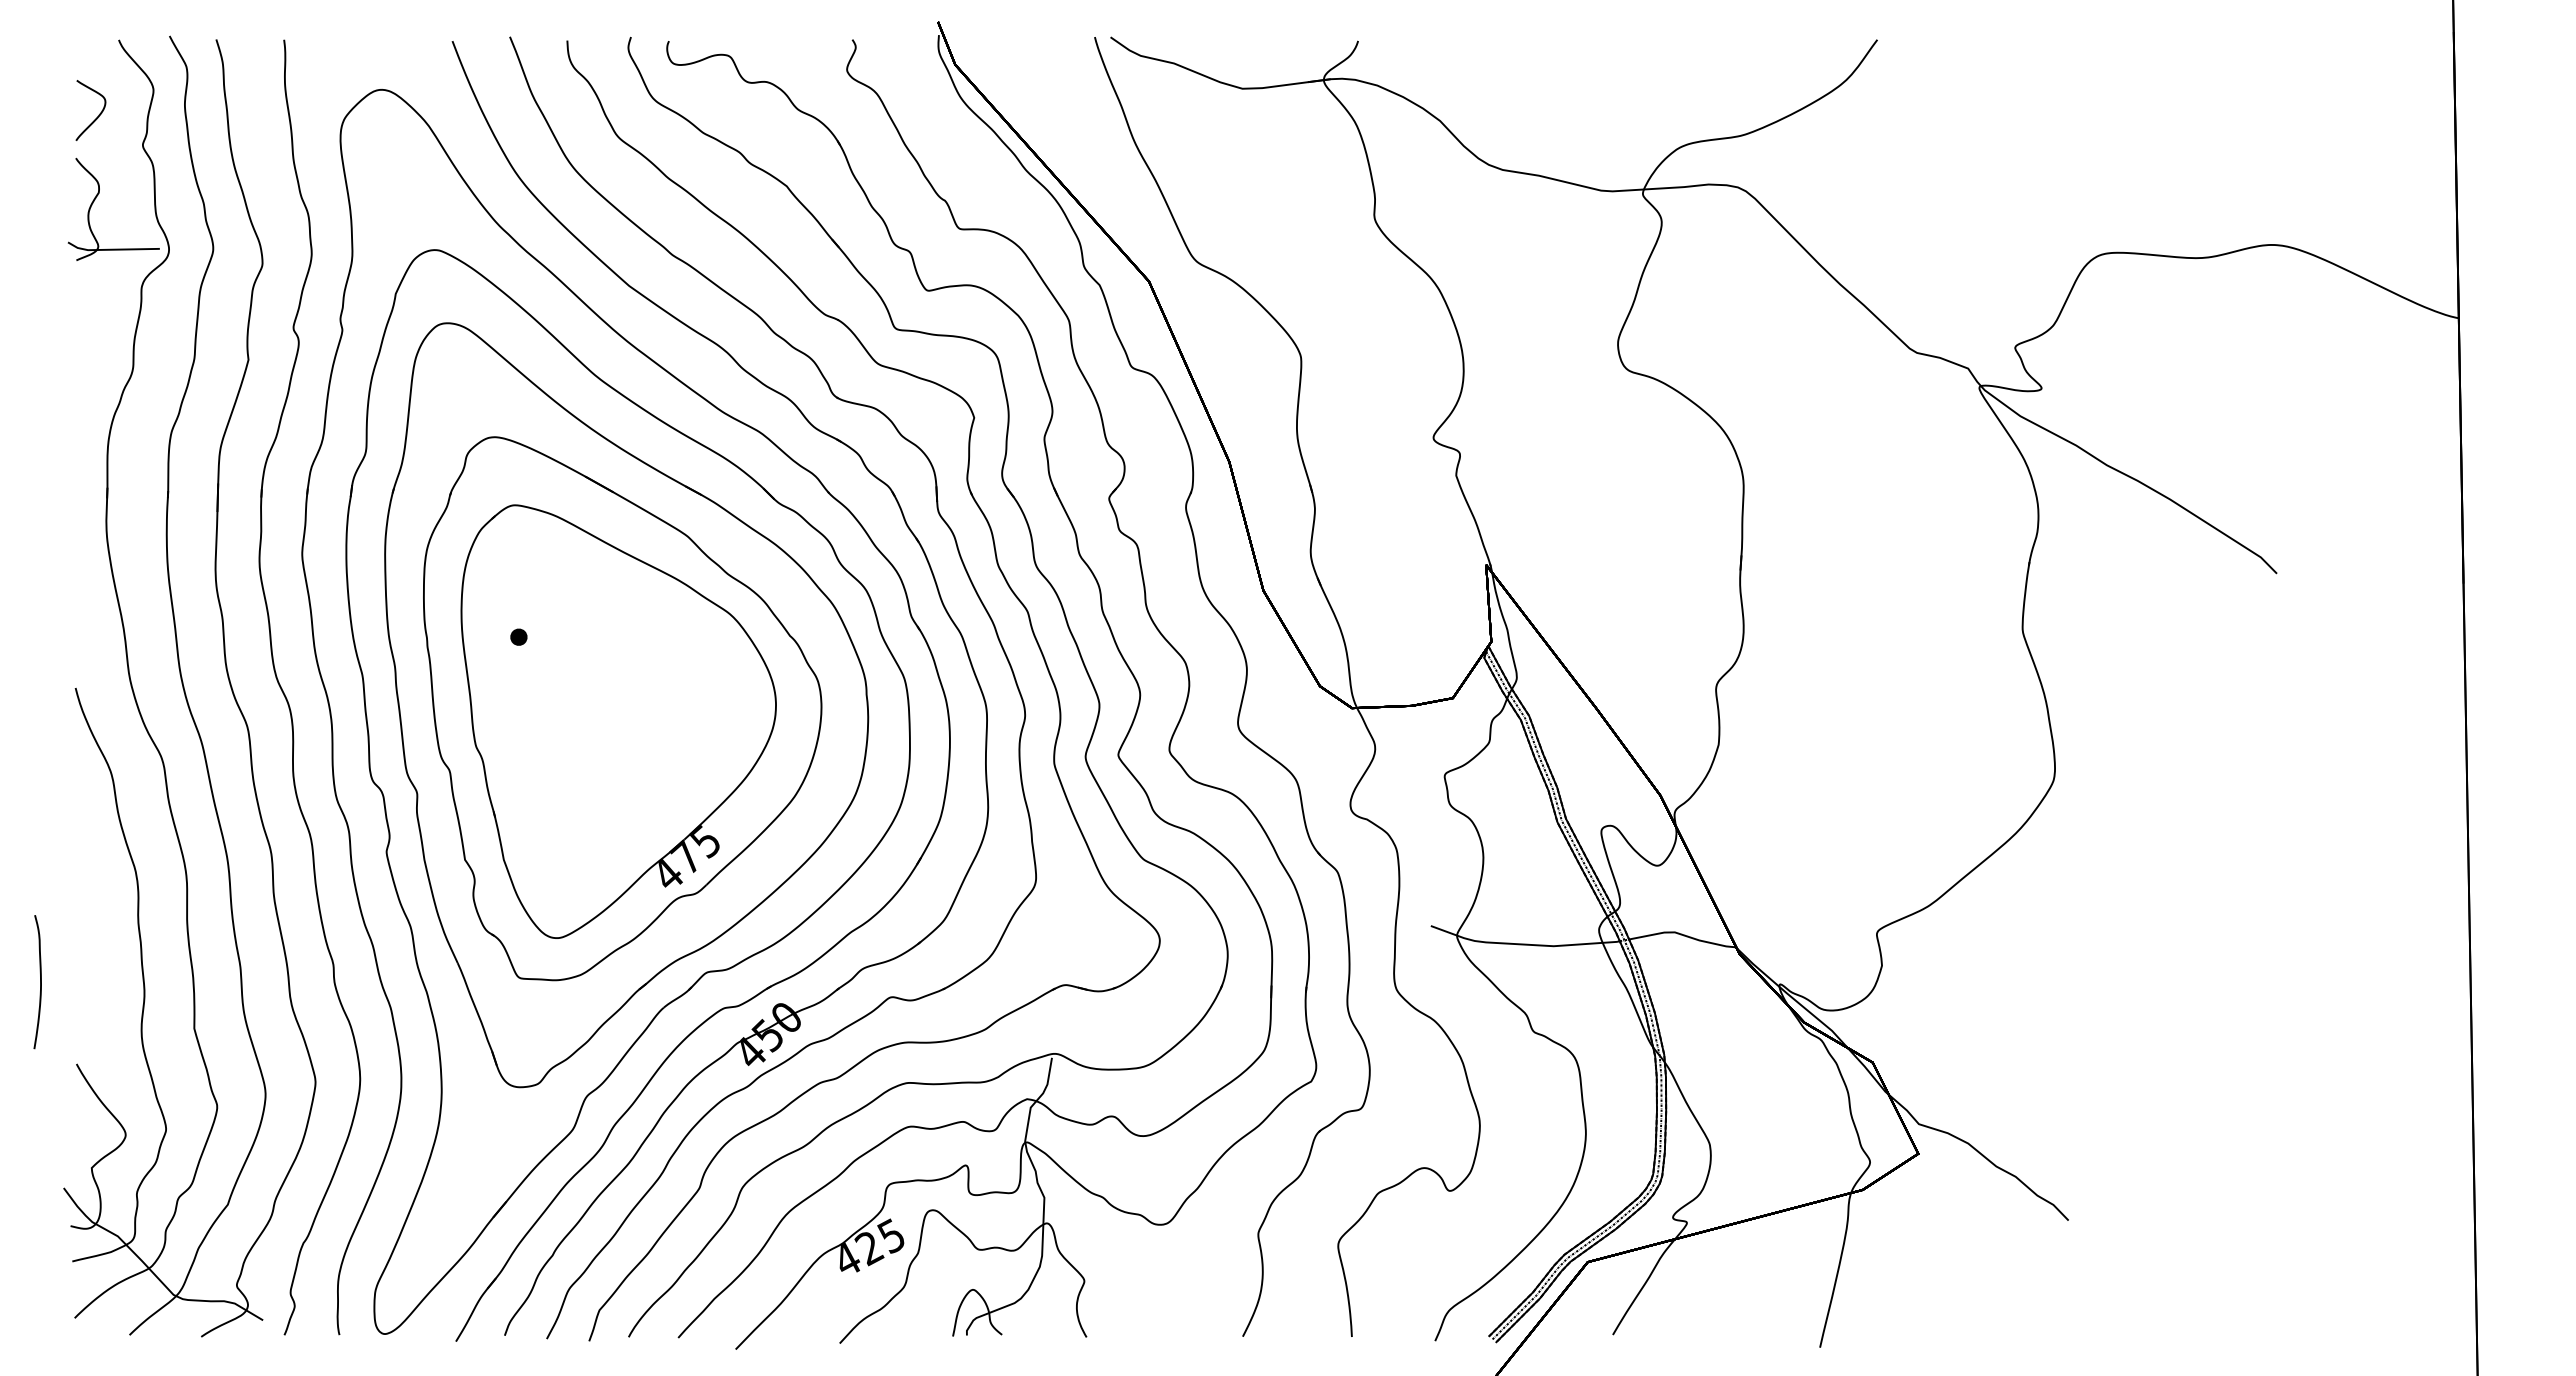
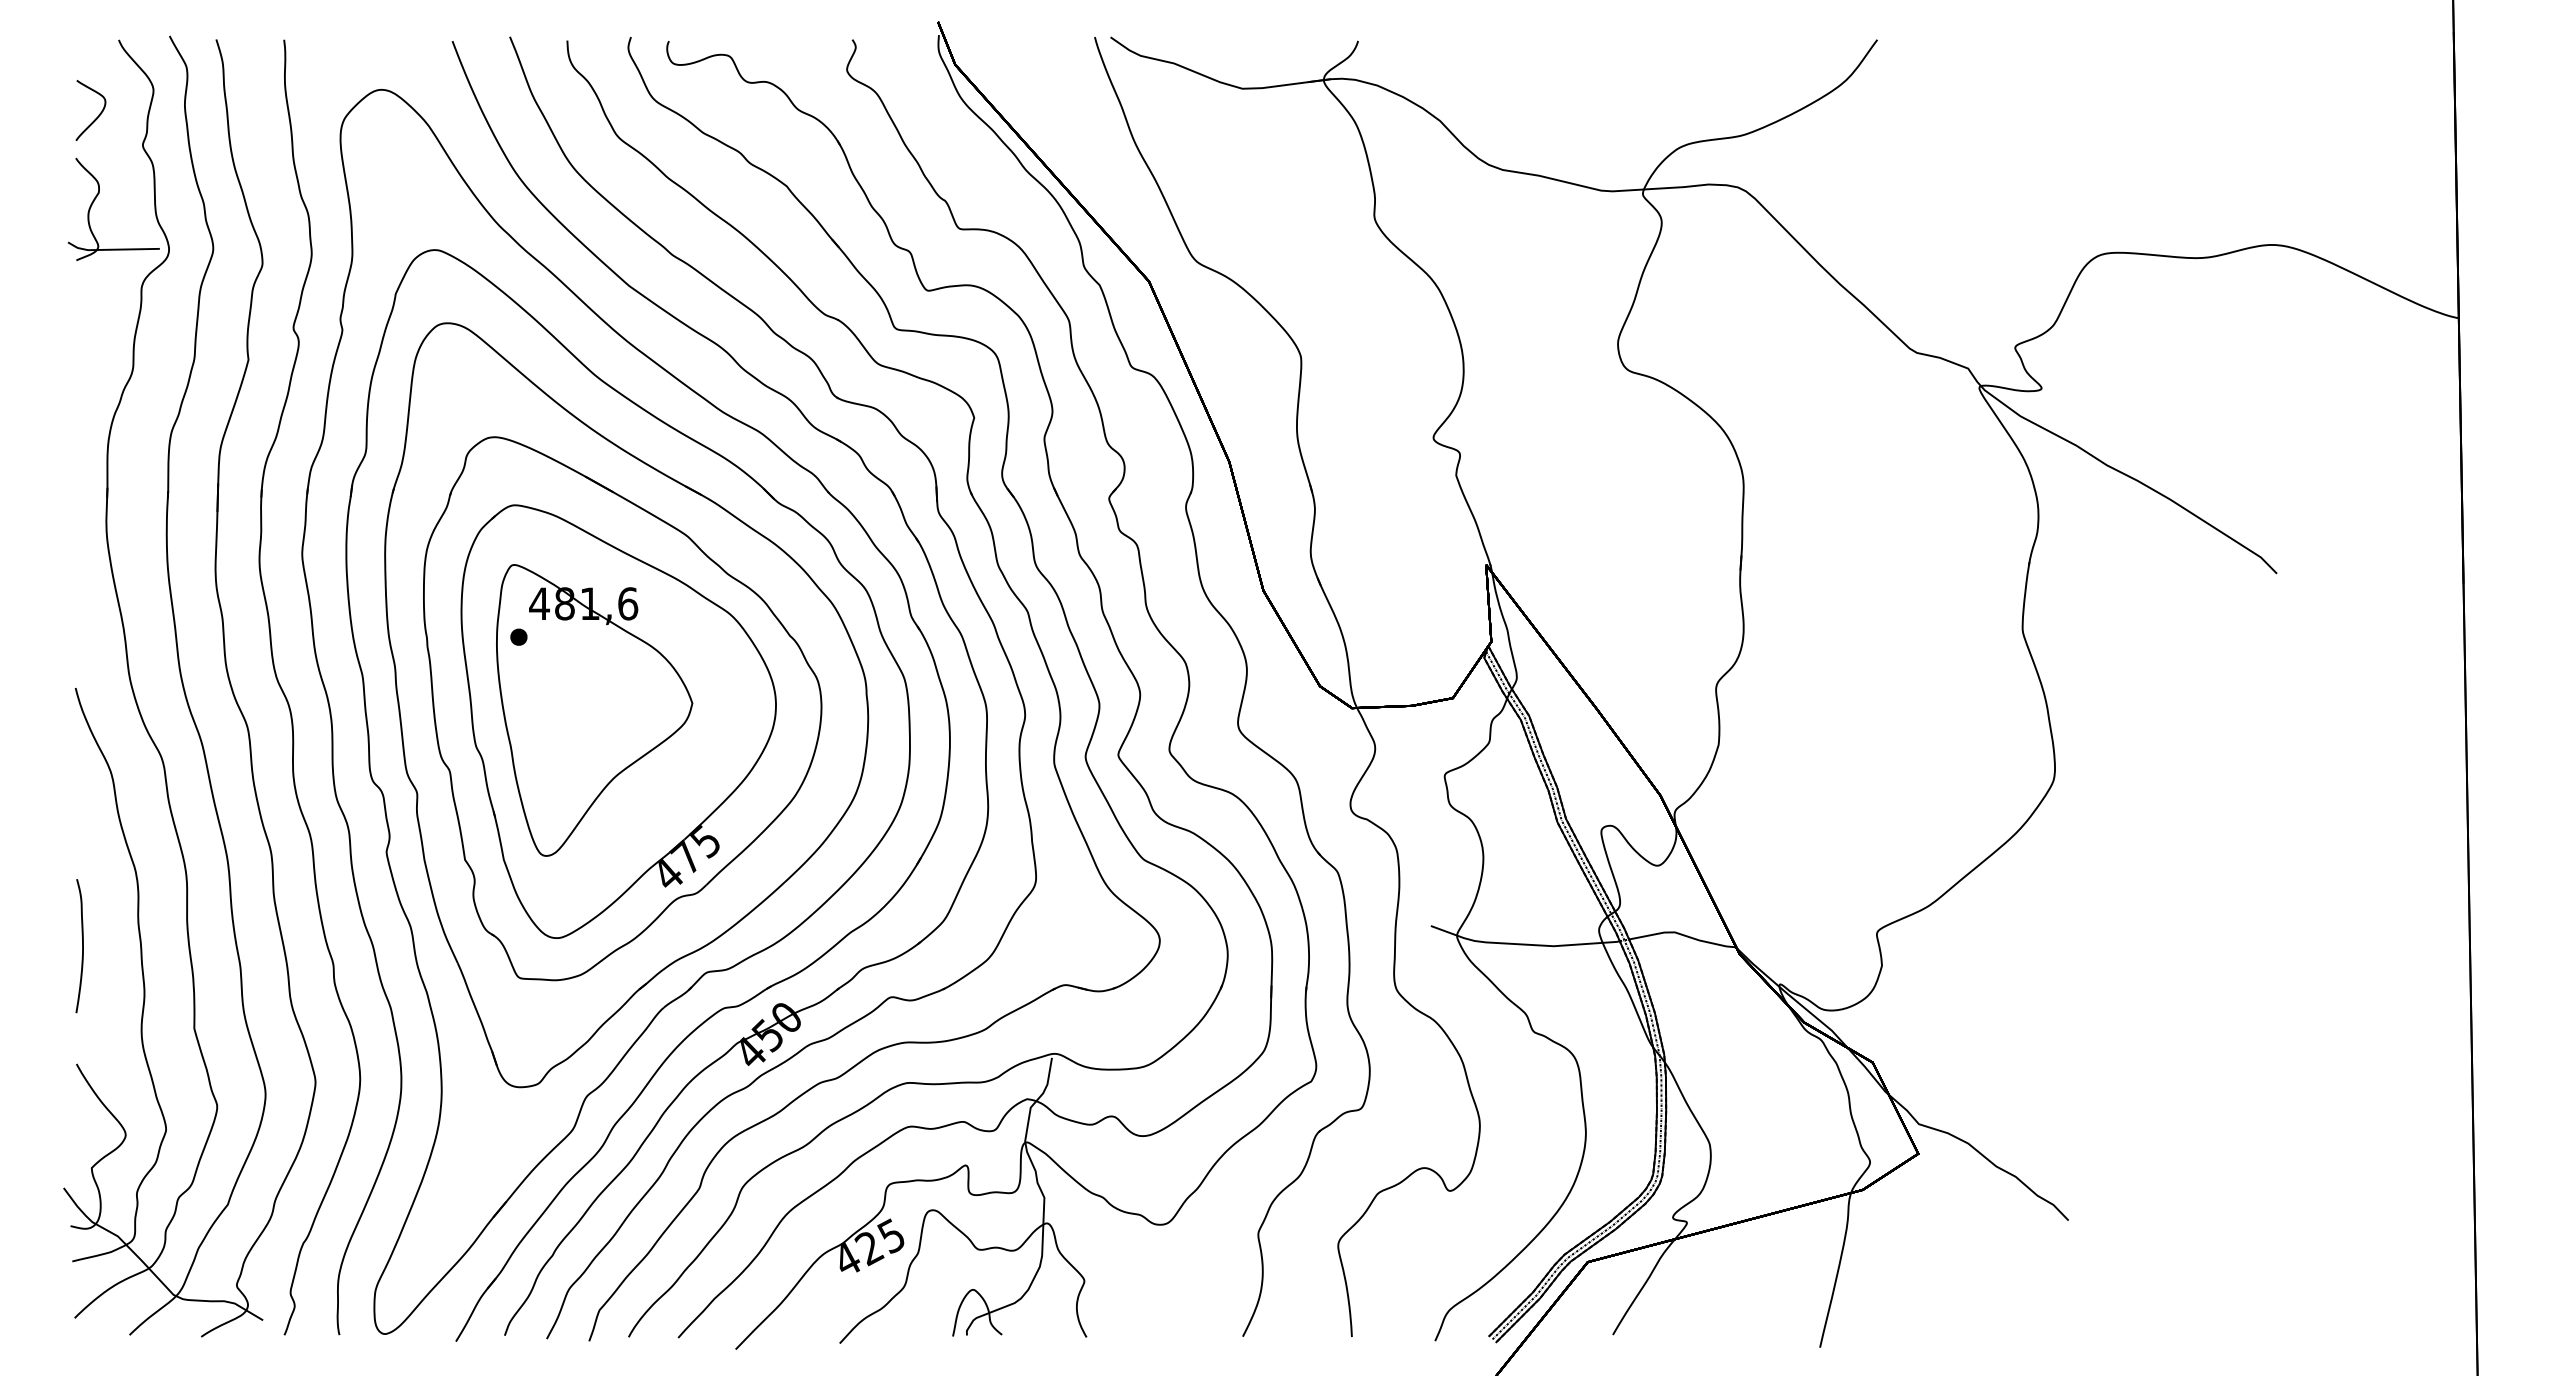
part: none -> present (594, 710)
curve position: (40, 982) -> (82, 946) (82, 946)
